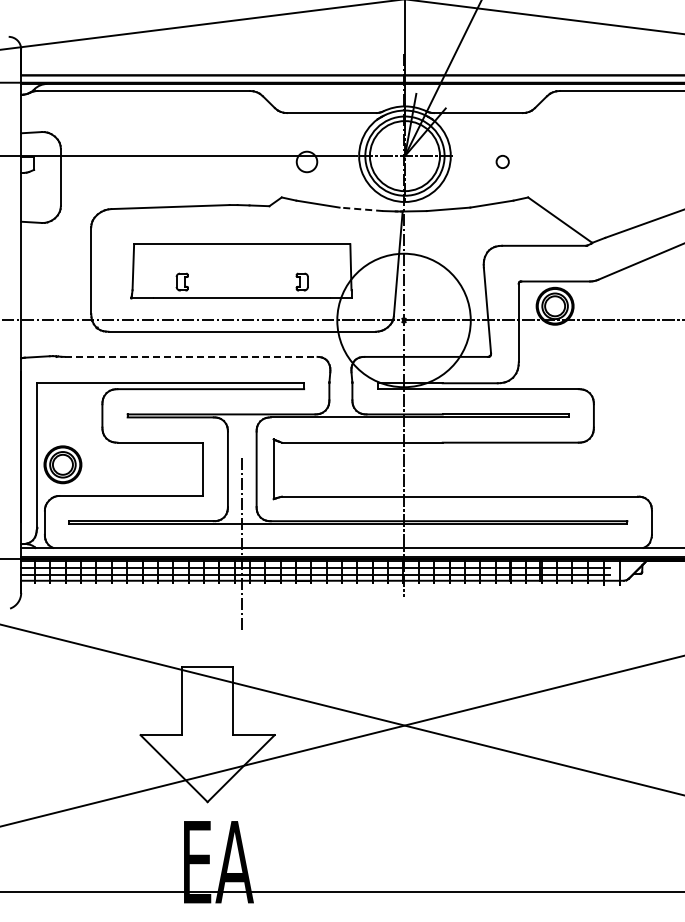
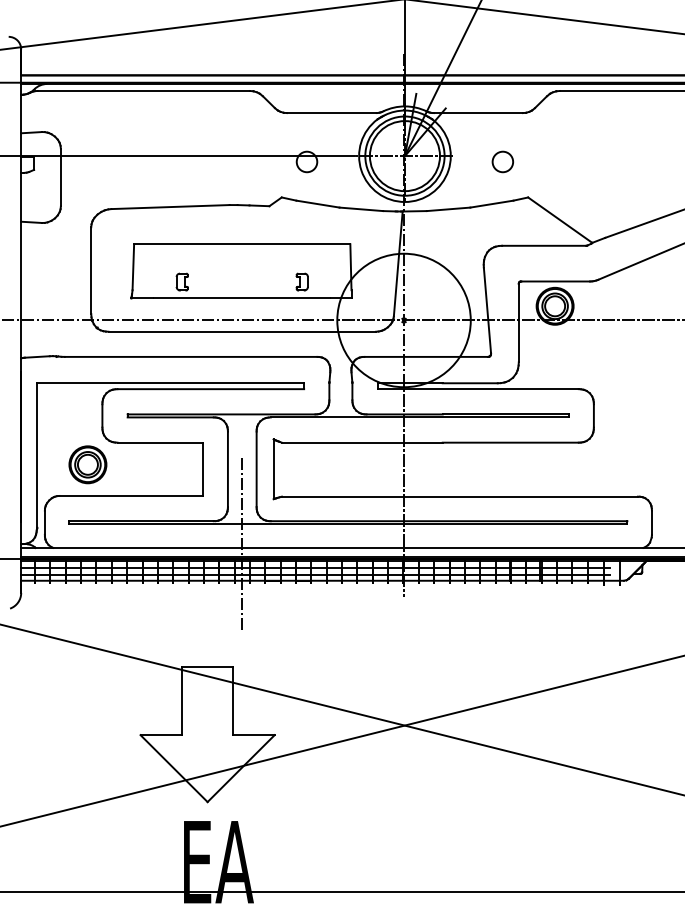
circle size: 15x14 px -> 23x24 px (502, 161)
line: dashed -> solid (361, 209)
line: dashed -> solid (191, 356)
part position: (62, 464) -> (87, 464) (87, 464)
